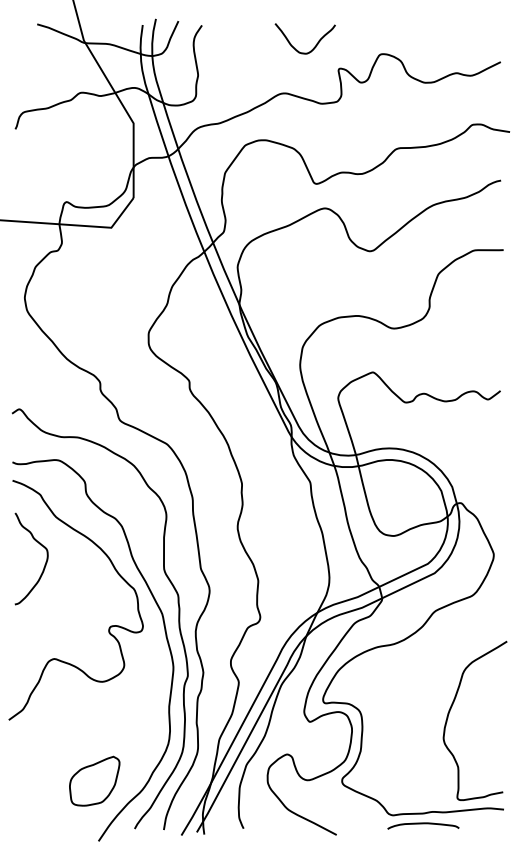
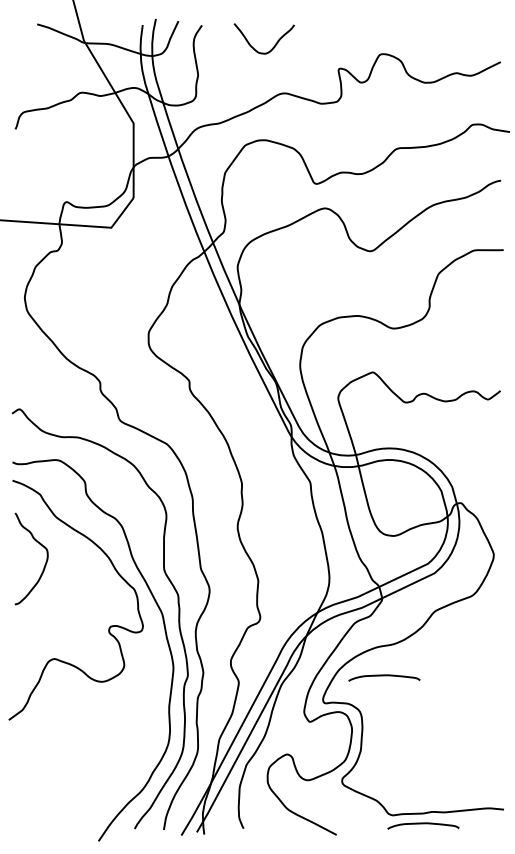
curve position: (313, 47) -> (272, 47) (272, 47)
curve: none -> present (384, 676)
curve: present -> none (451, 709)
part: present -> none (94, 780)
